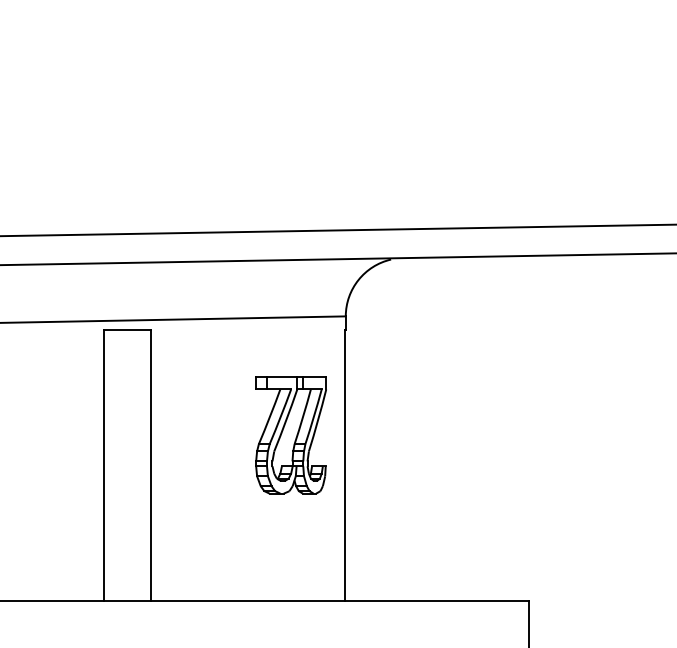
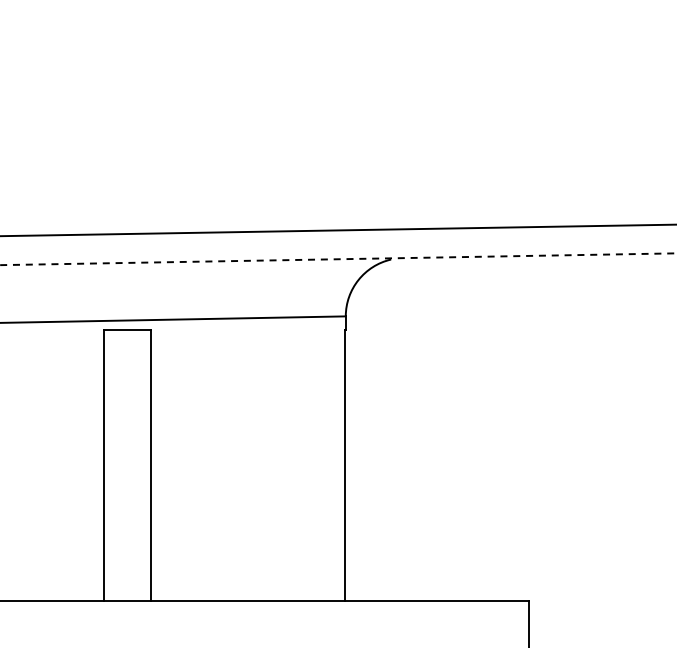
line: solid -> dashed (338, 259)
part: present -> none (290, 435)
